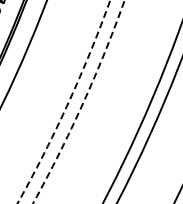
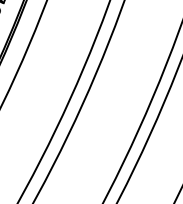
circle: dashed -> solid (63, 101)
circle: dashed -> solid (78, 101)
